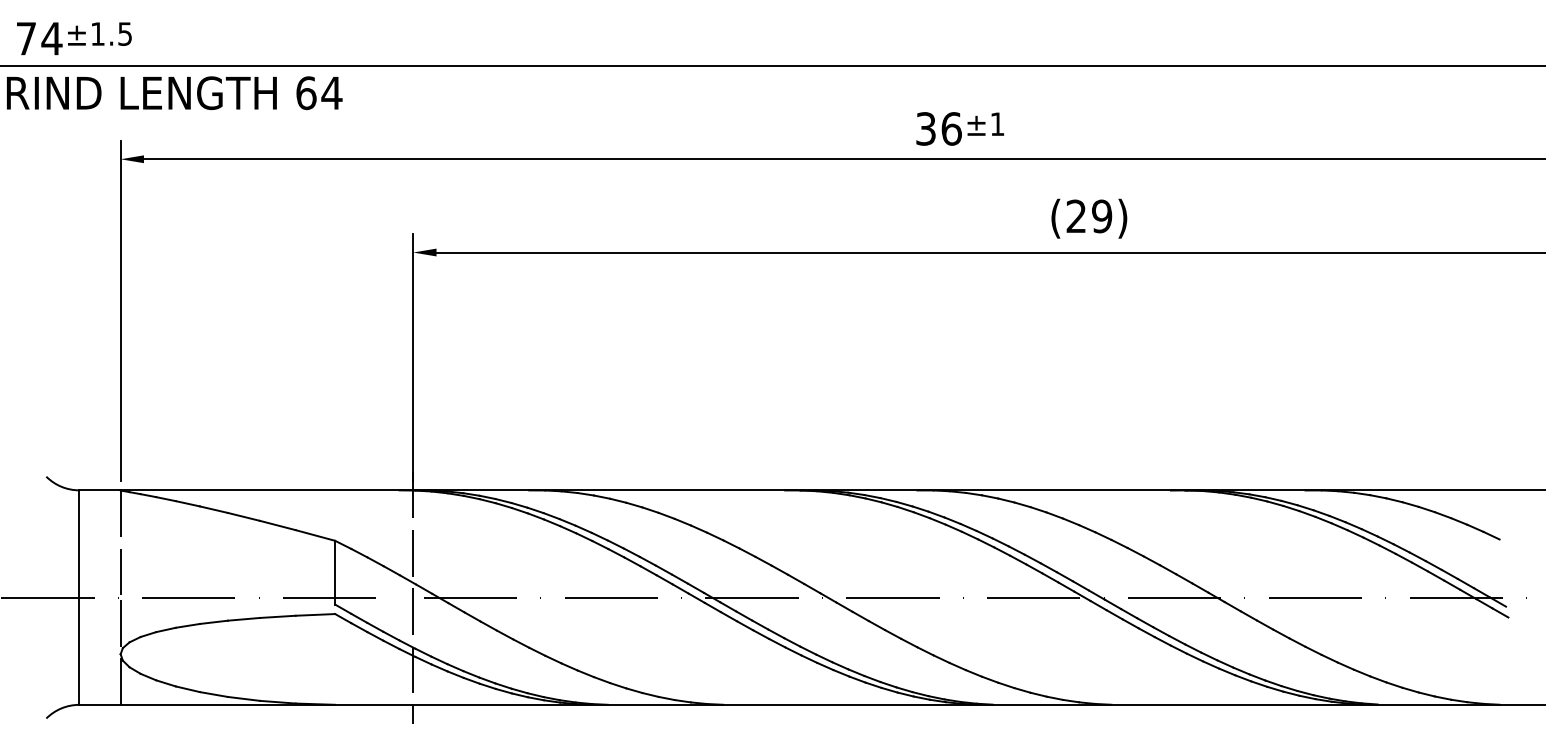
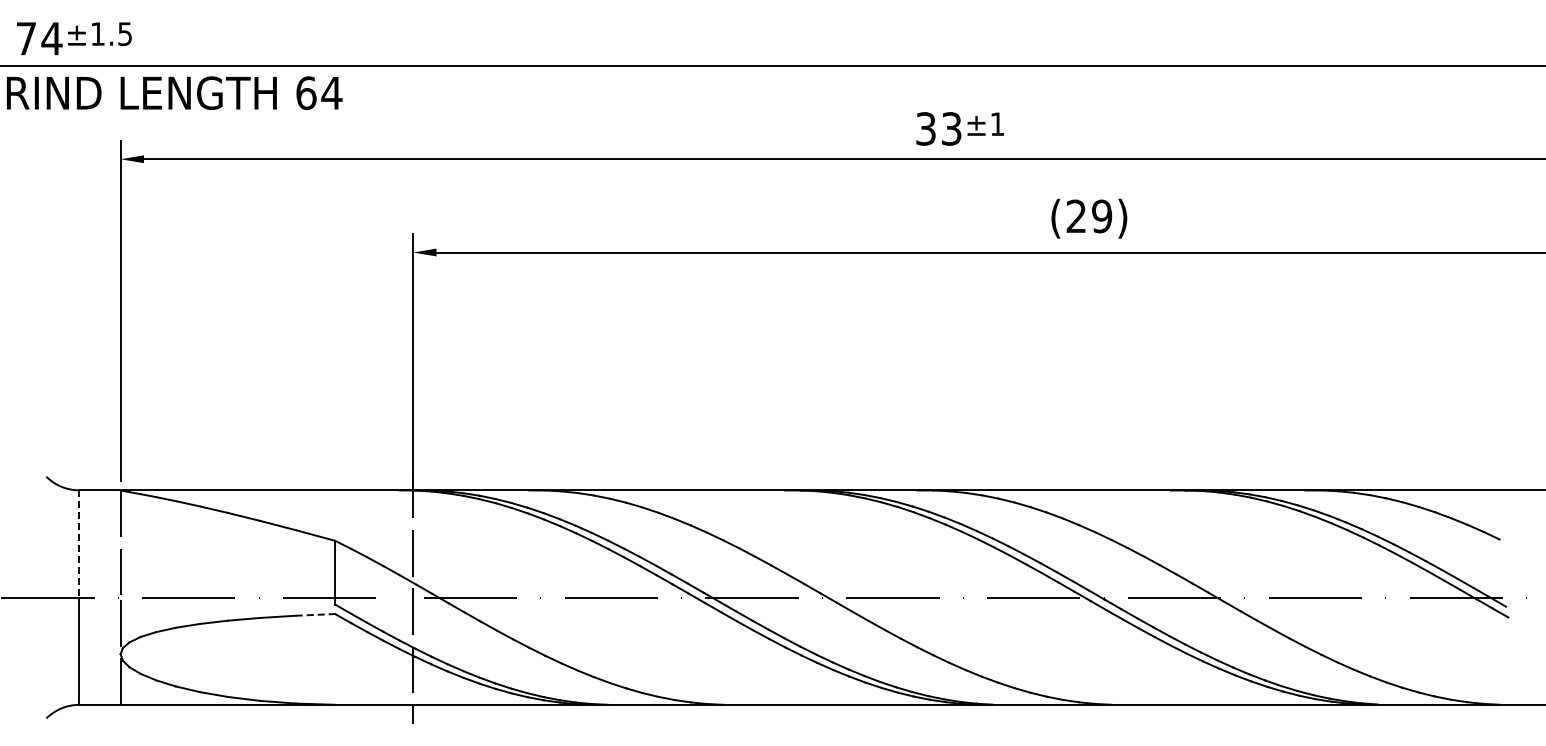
text: 36 -> 33 (951, 128)
line: solid -> dashed (79, 543)
line: solid -> dashed (315, 614)
